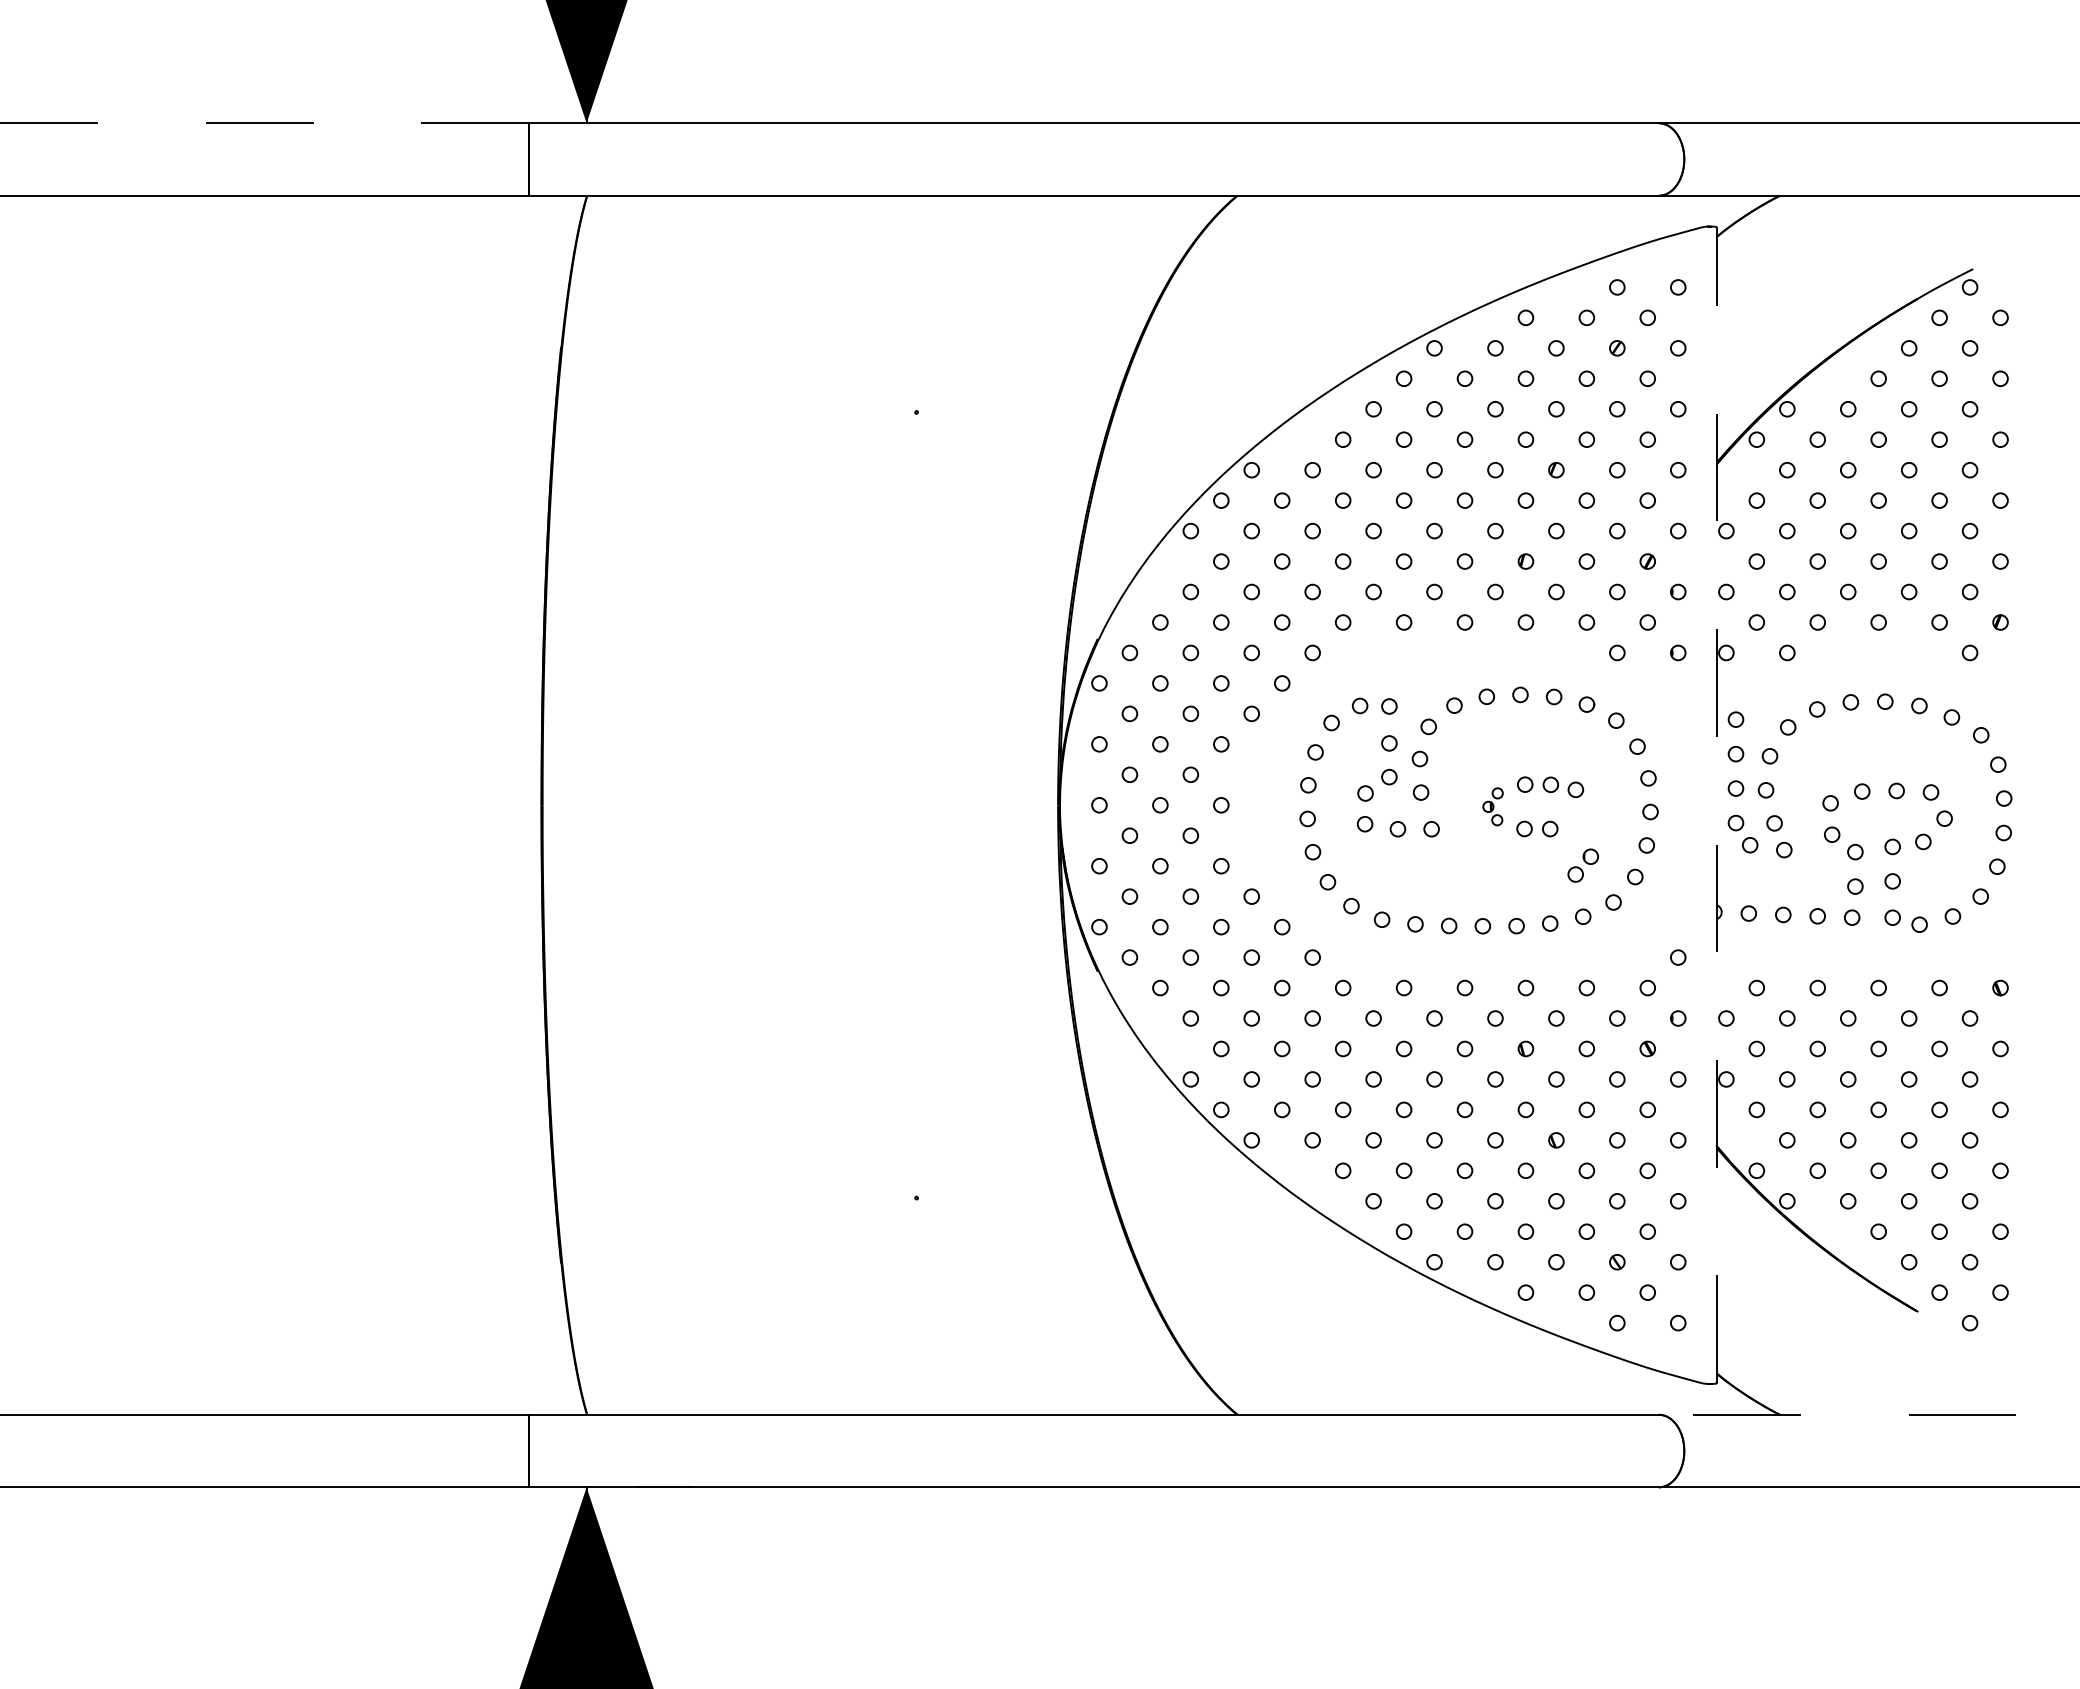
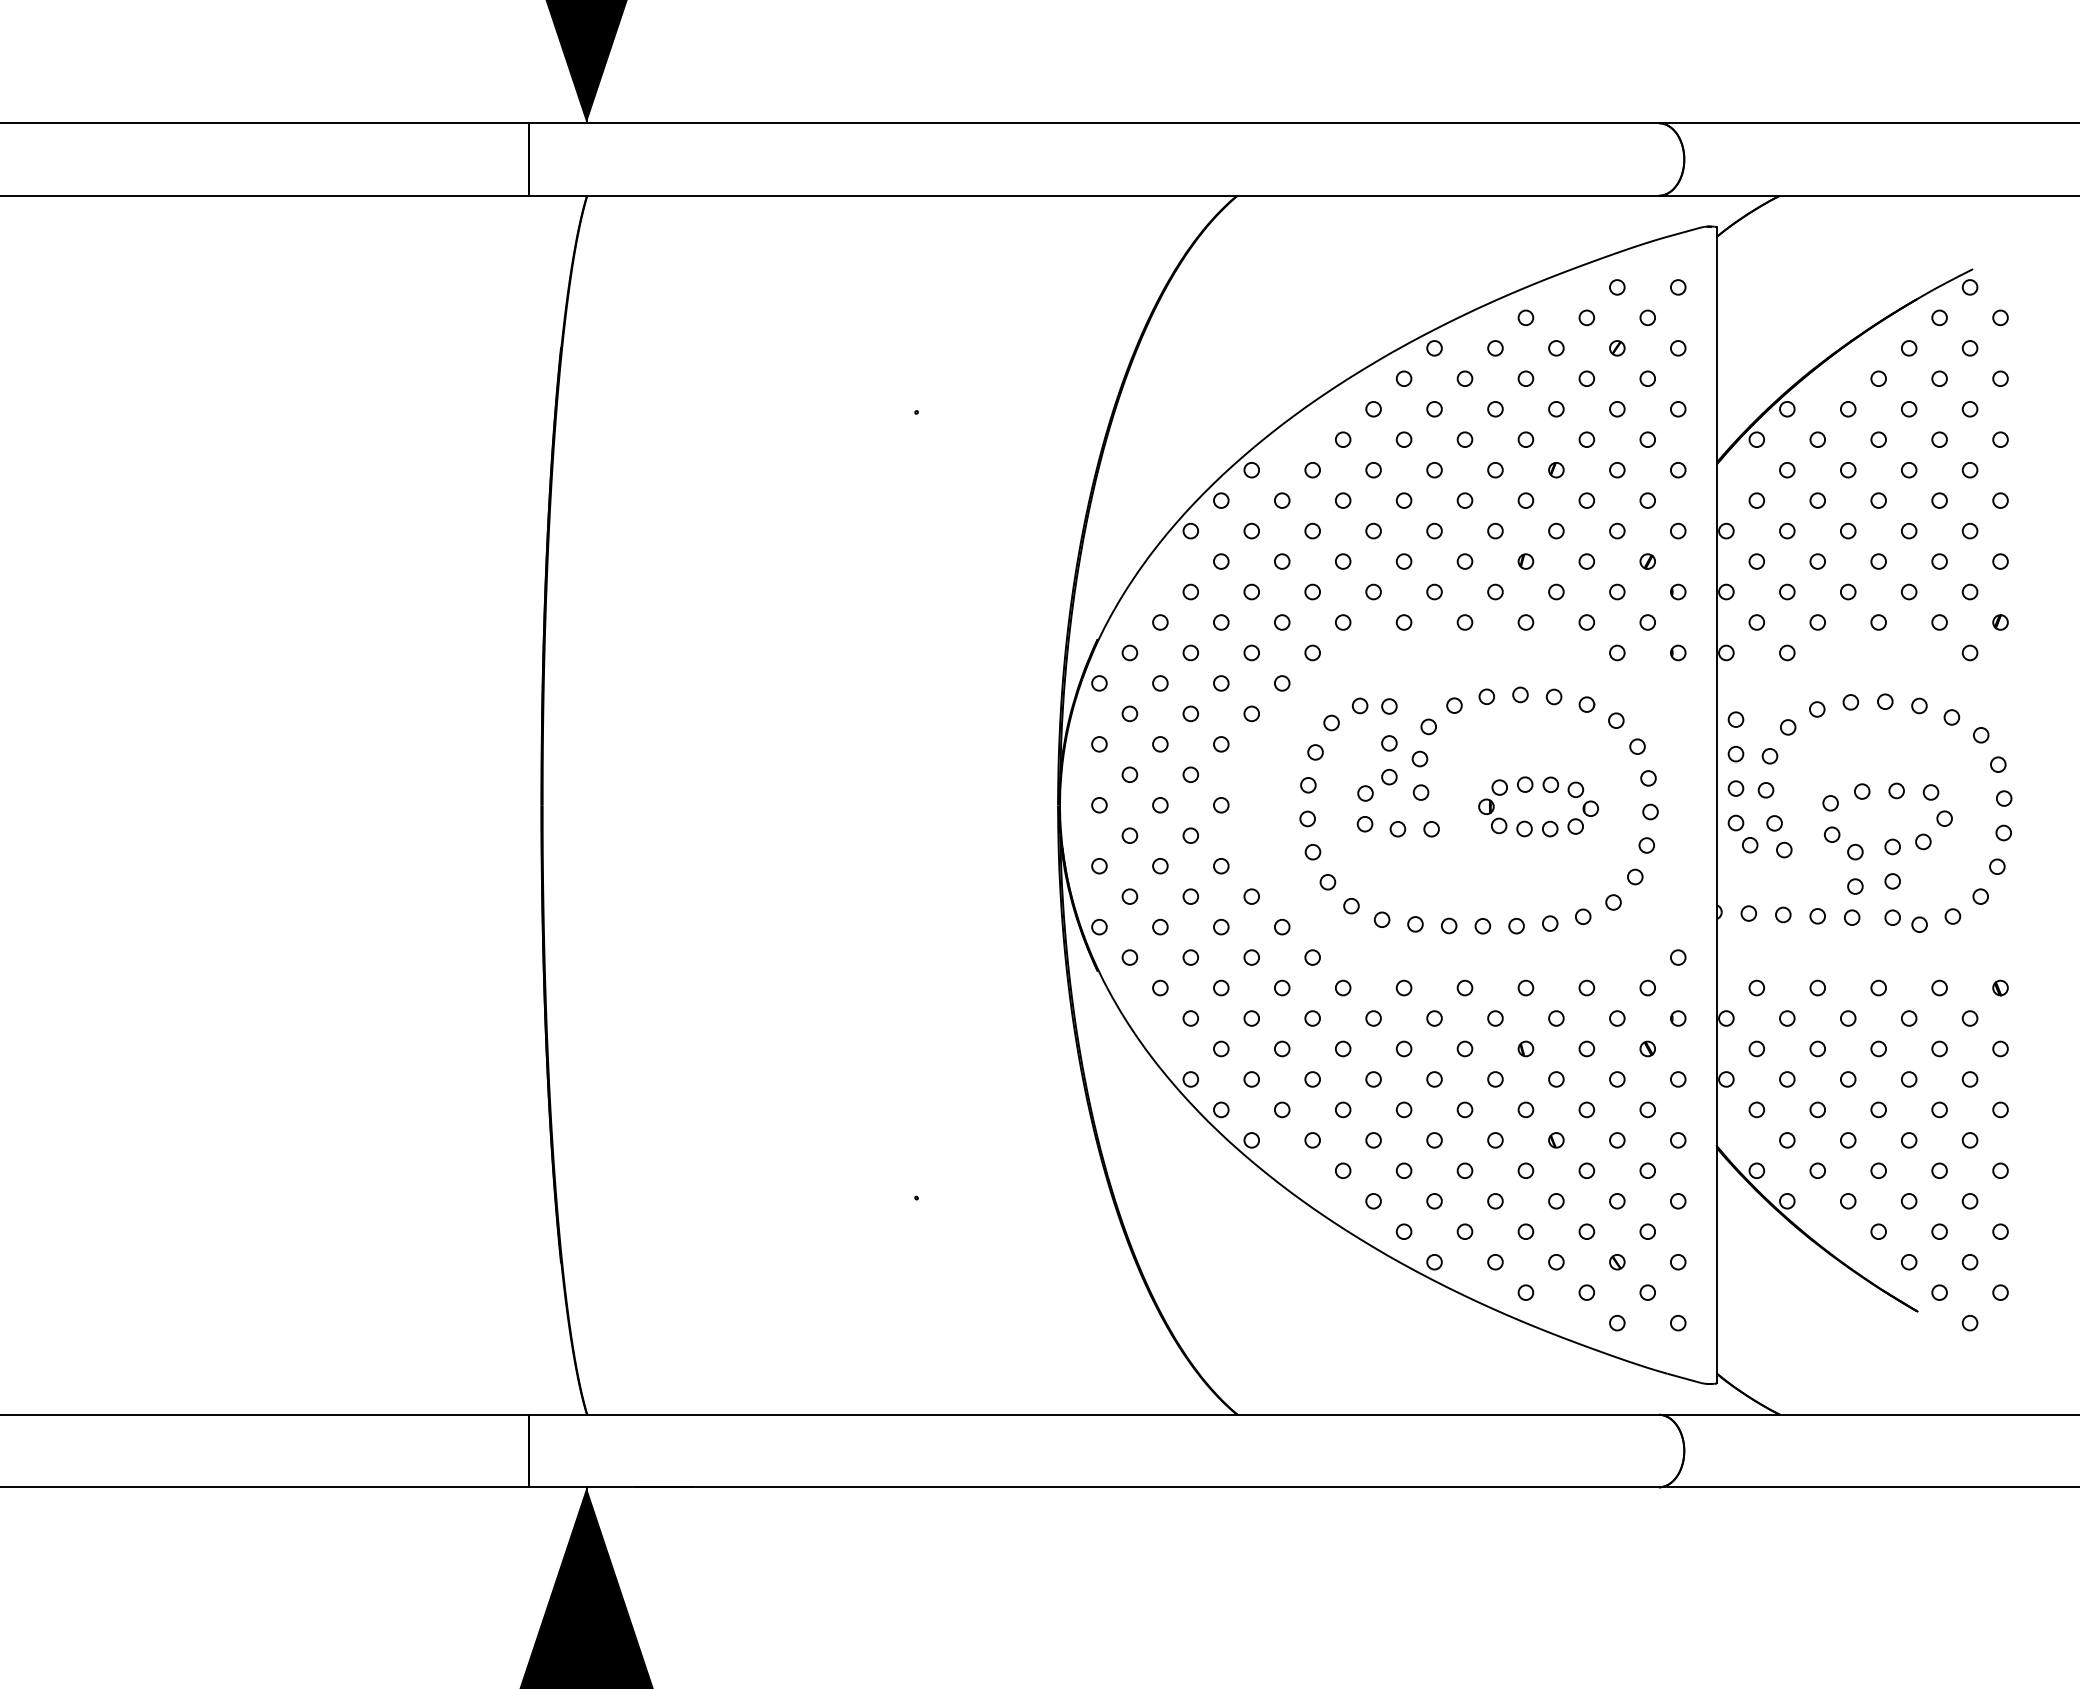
line: dashed -> solid (264, 123)
line: dashed -> solid (1716, 805)
part size: 22x40 px -> 30x56 px (1492, 806)
part position: (1582, 865) -> (1582, 817) (1582, 817)
line: dashed -> solid (1868, 1414)
